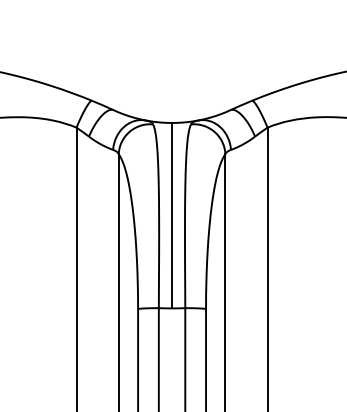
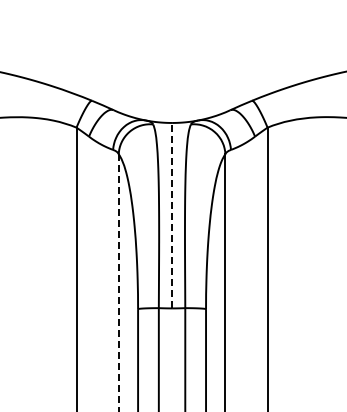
line: solid -> dashed (172, 215)
line: solid -> dashed (118, 283)
